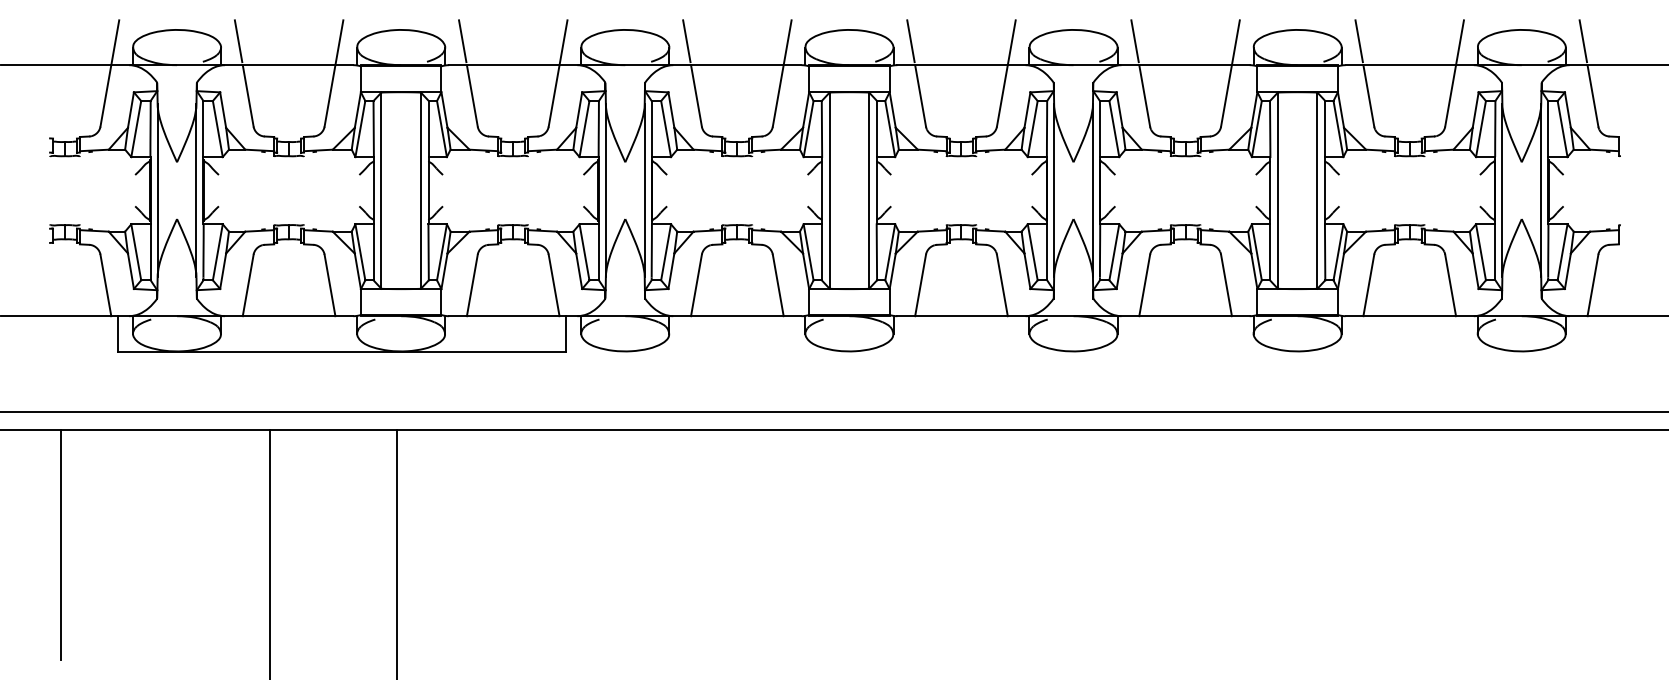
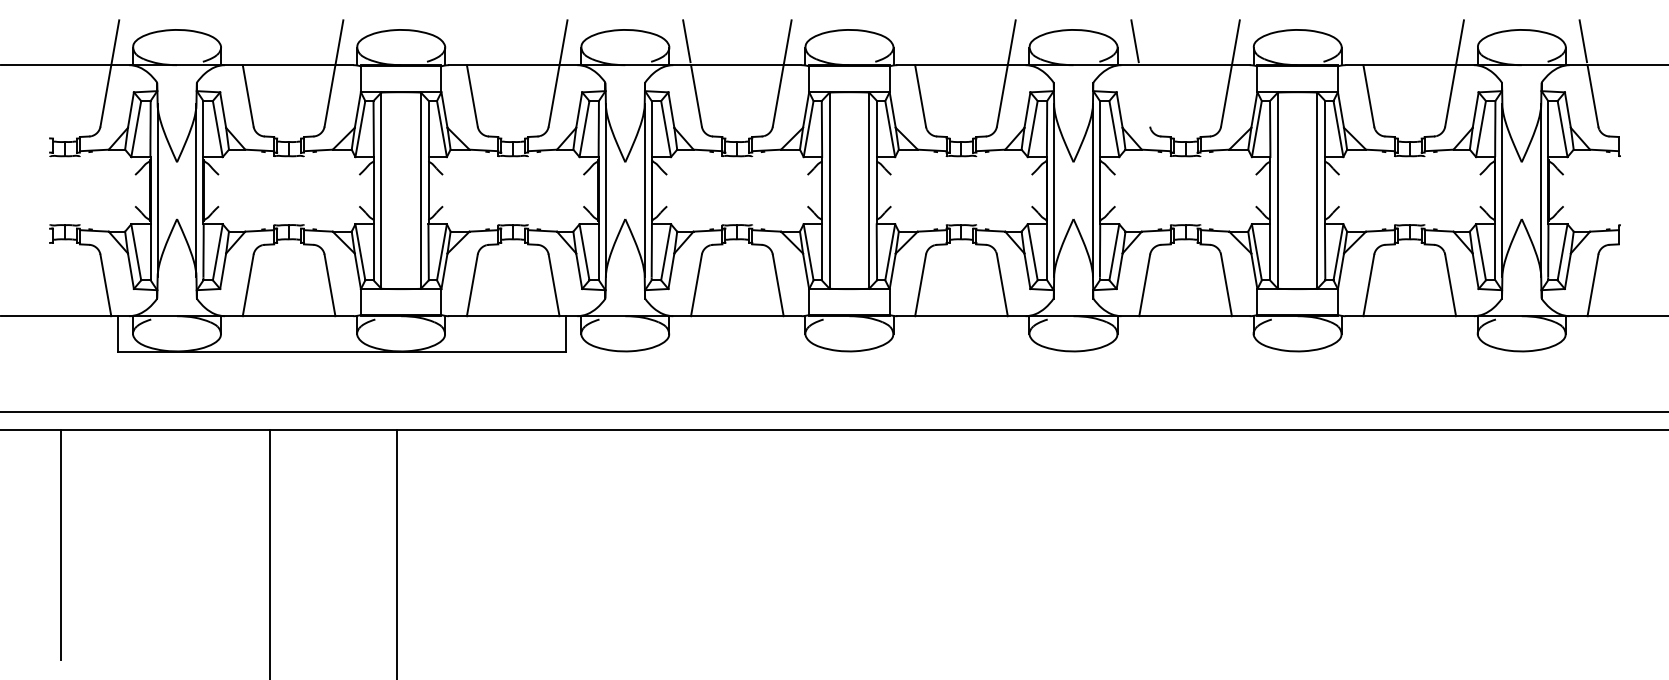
line: present -> none (238, 41)
line: present -> none (462, 41)
line: present -> none (910, 41)
line: present -> none (1358, 41)
line: present -> none (1144, 95)
